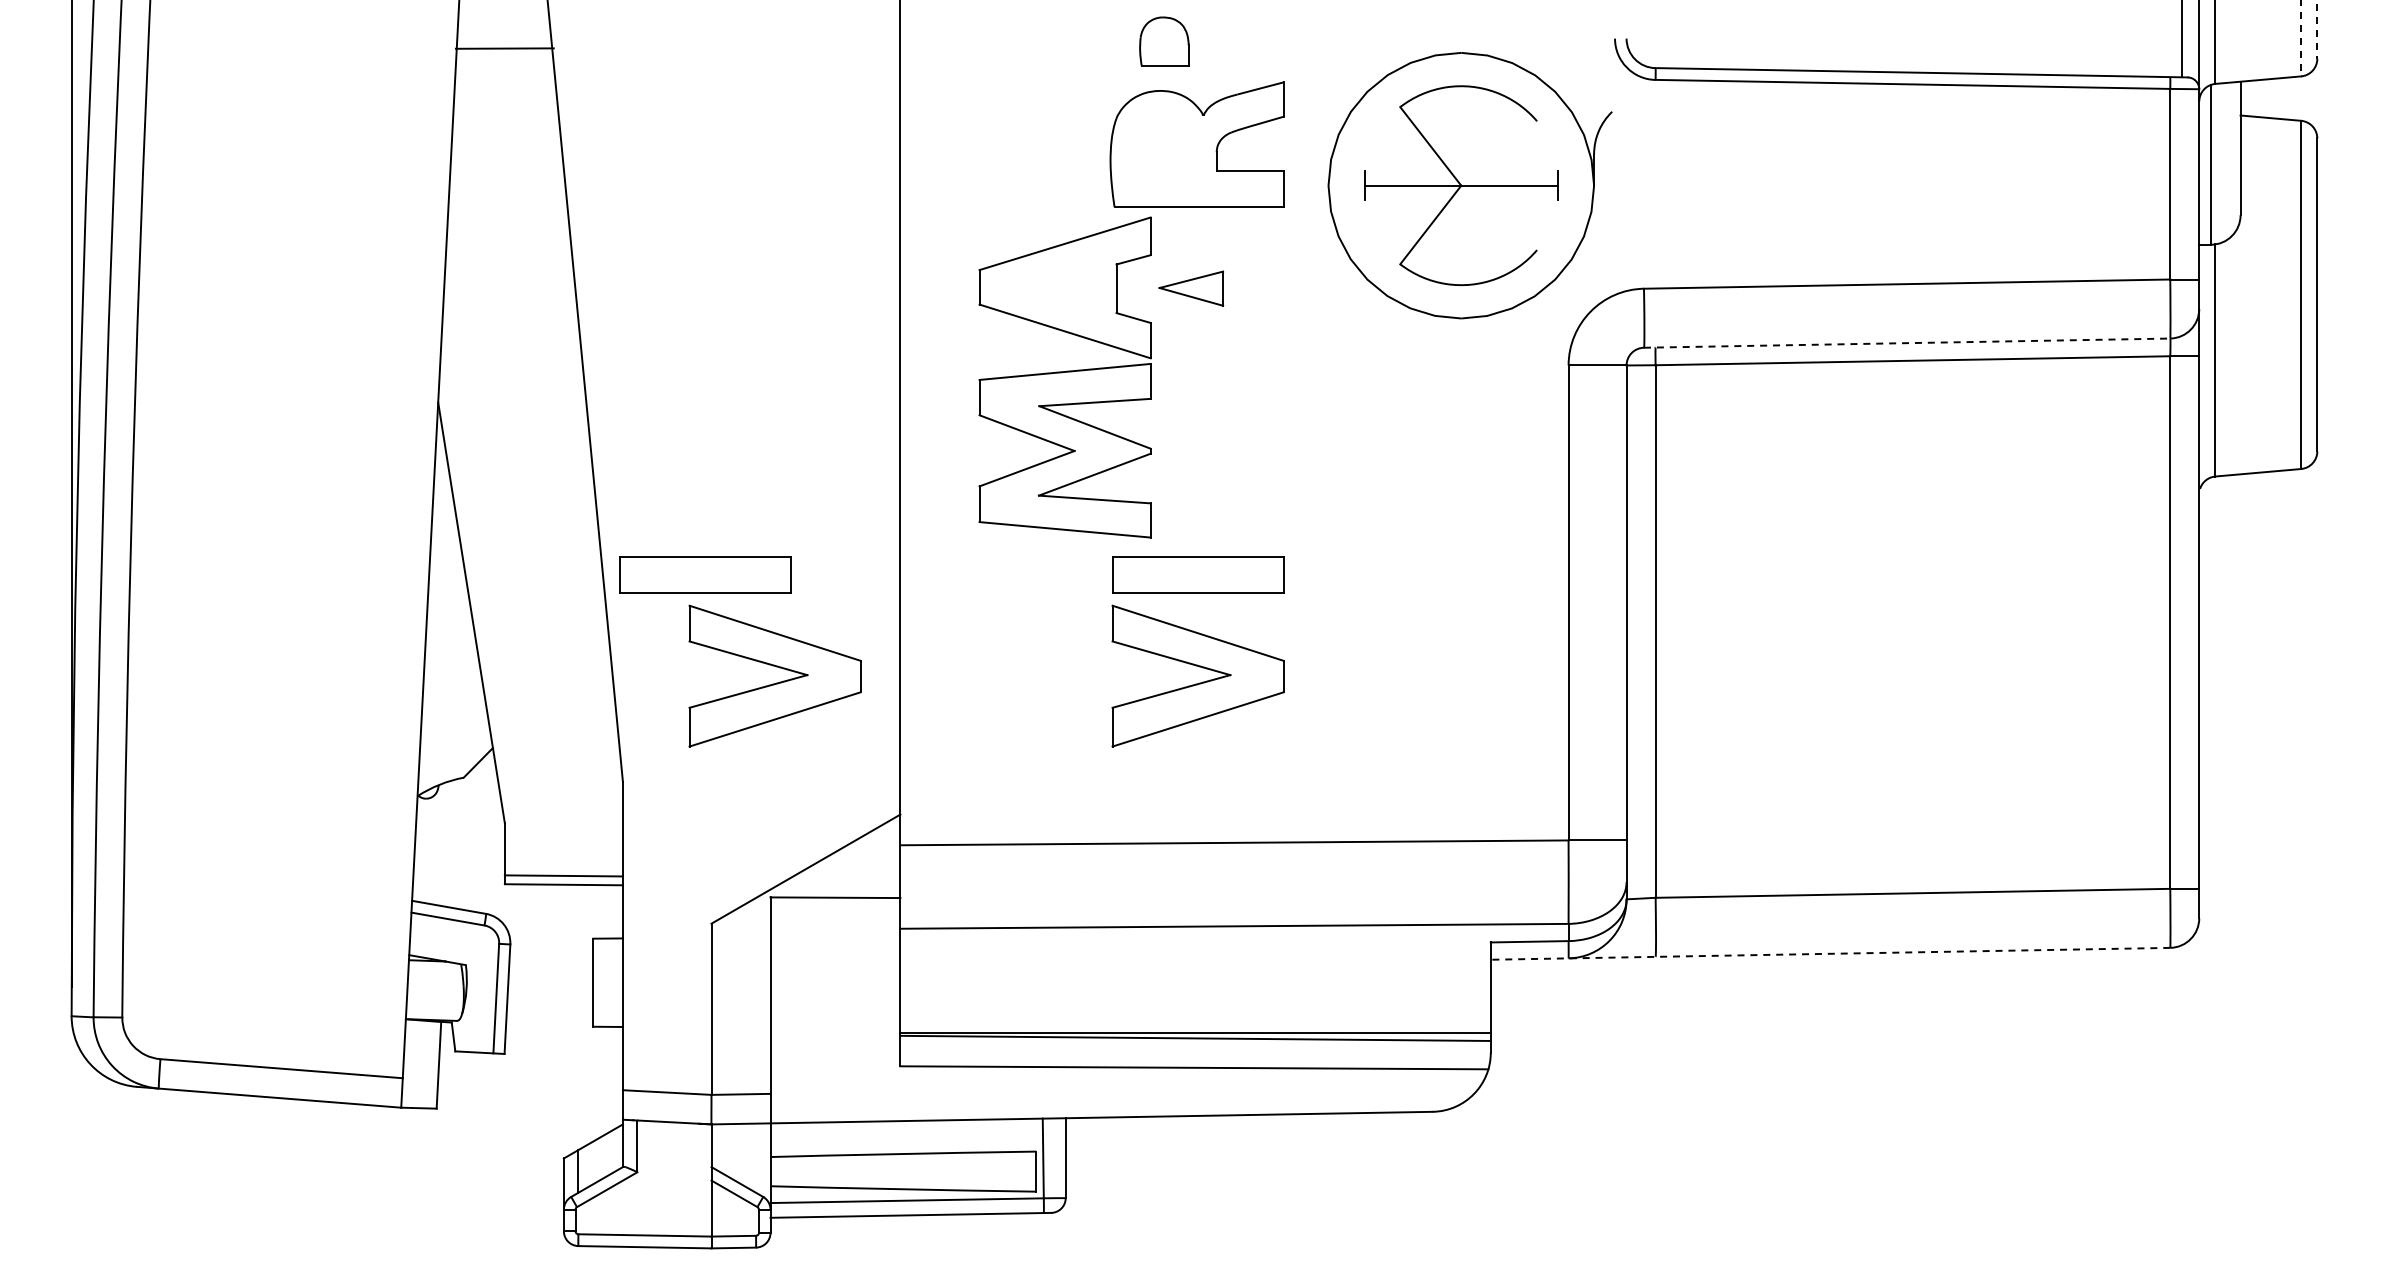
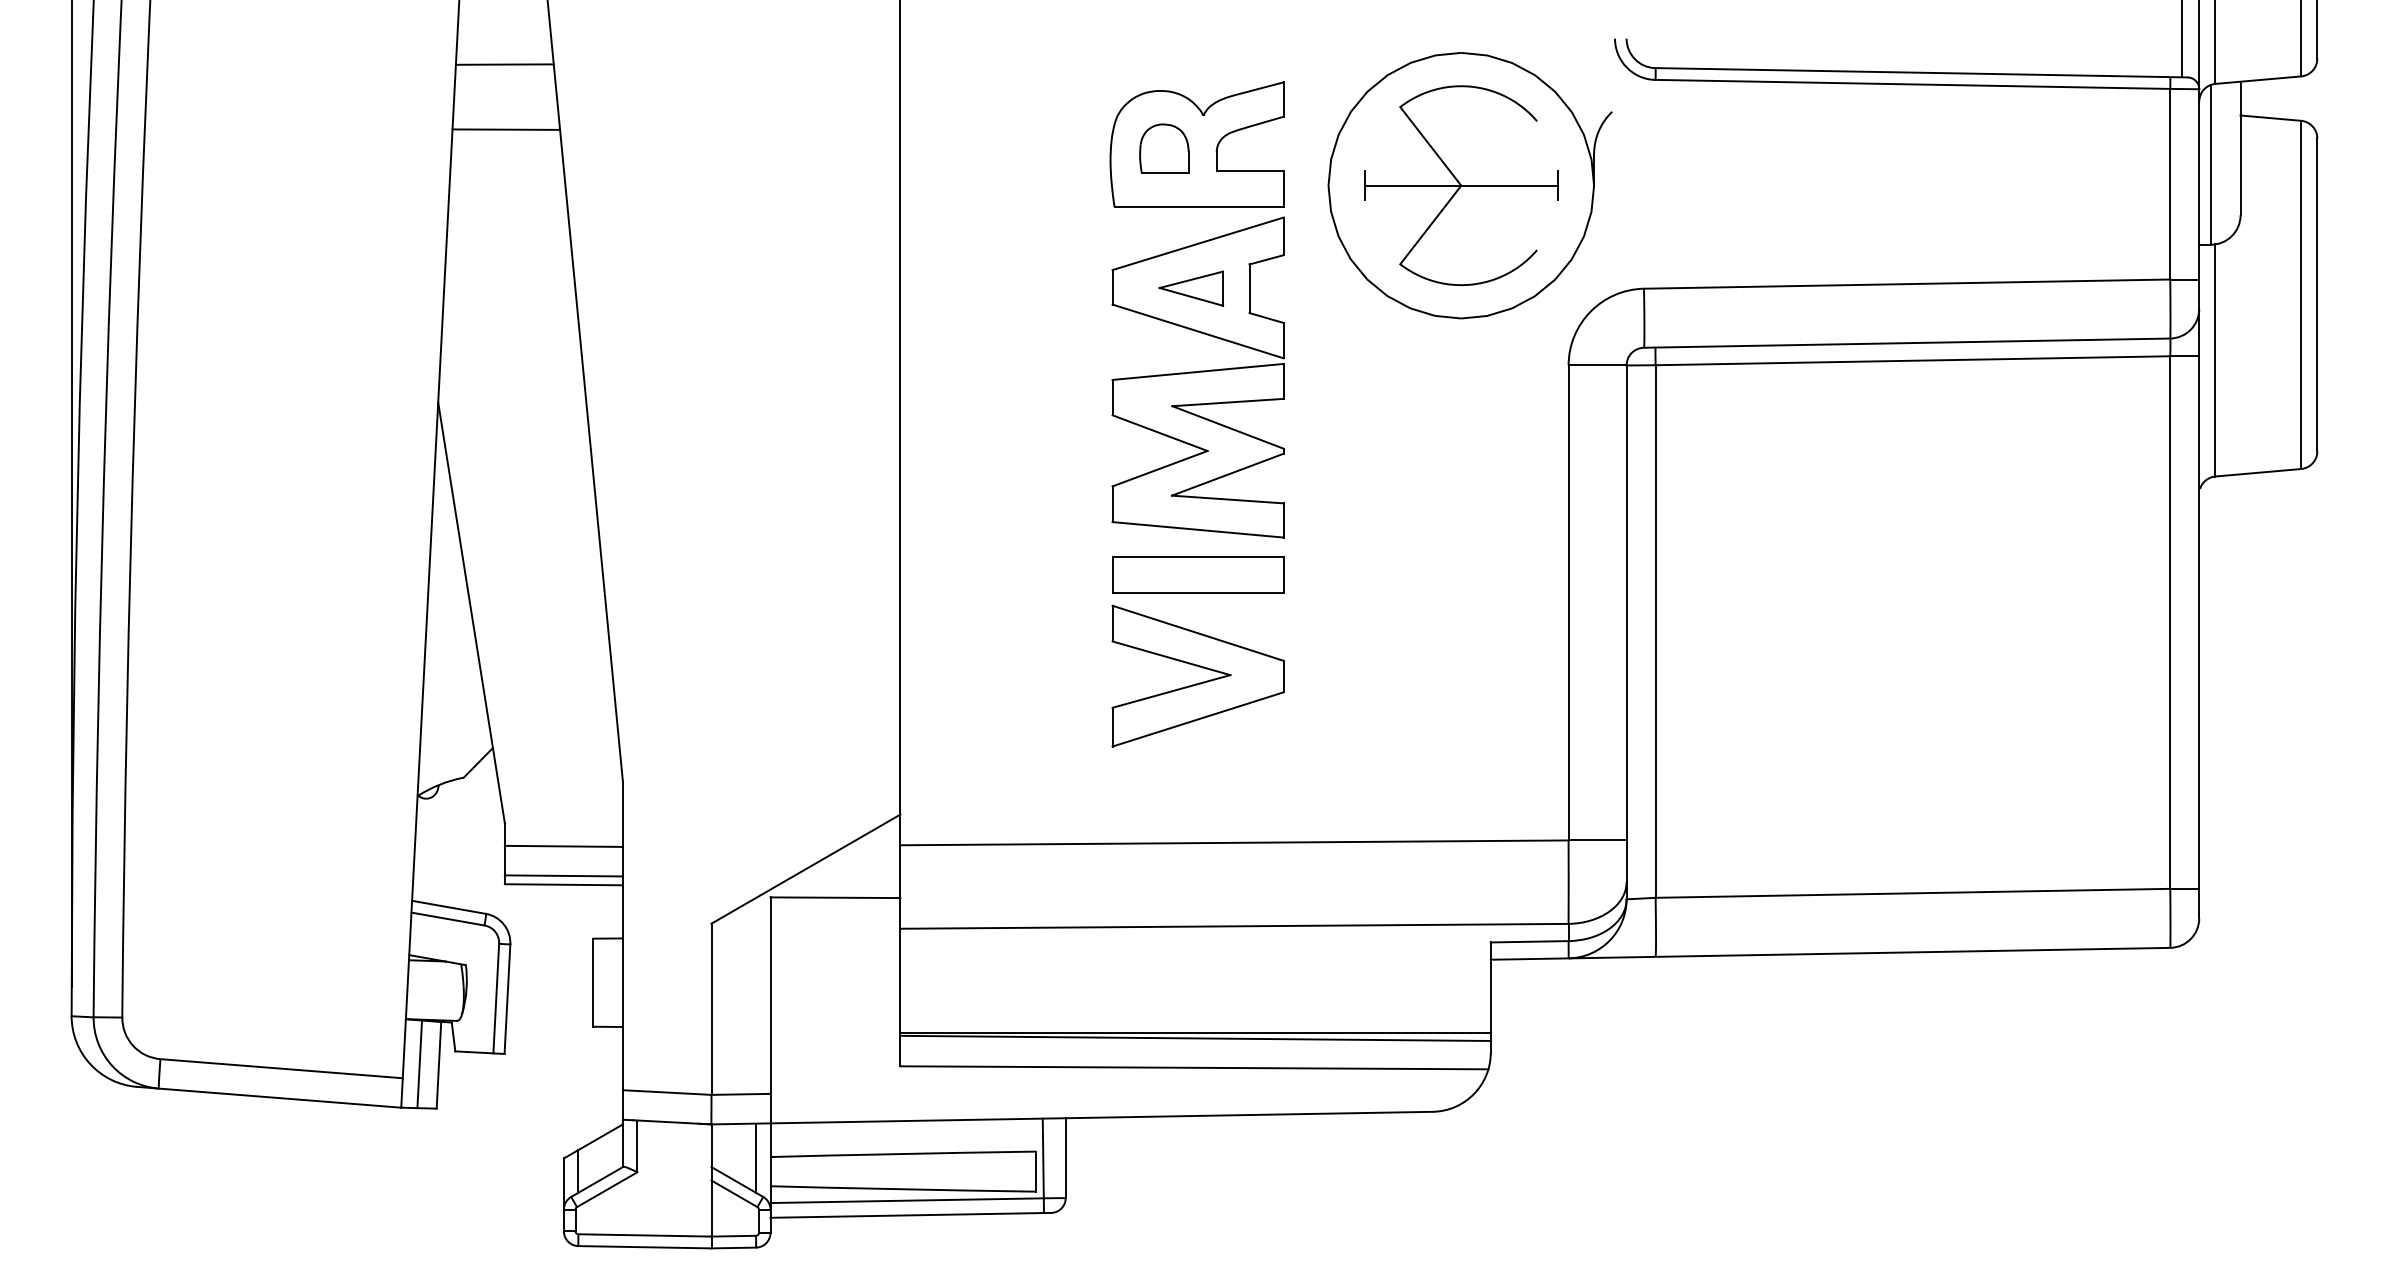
line: dashed -> solid (2317, 29)
line: dashed -> solid (2301, 38)
part position: (1164, 41) -> (1164, 148) (1164, 148)
line position: (504, 48) -> (504, 64) (504, 64)
line: none -> present (506, 129)
line: dashed -> solid (1907, 343)
part position: (1064, 377) -> (1197, 377) (1197, 377)
part: present -> none (705, 574)
part: present -> none (776, 682)
line: none -> present (563, 845)
line: dashed -> solid (1830, 953)
line: none -> present (419, 1064)
line: none -> present (756, 1157)
